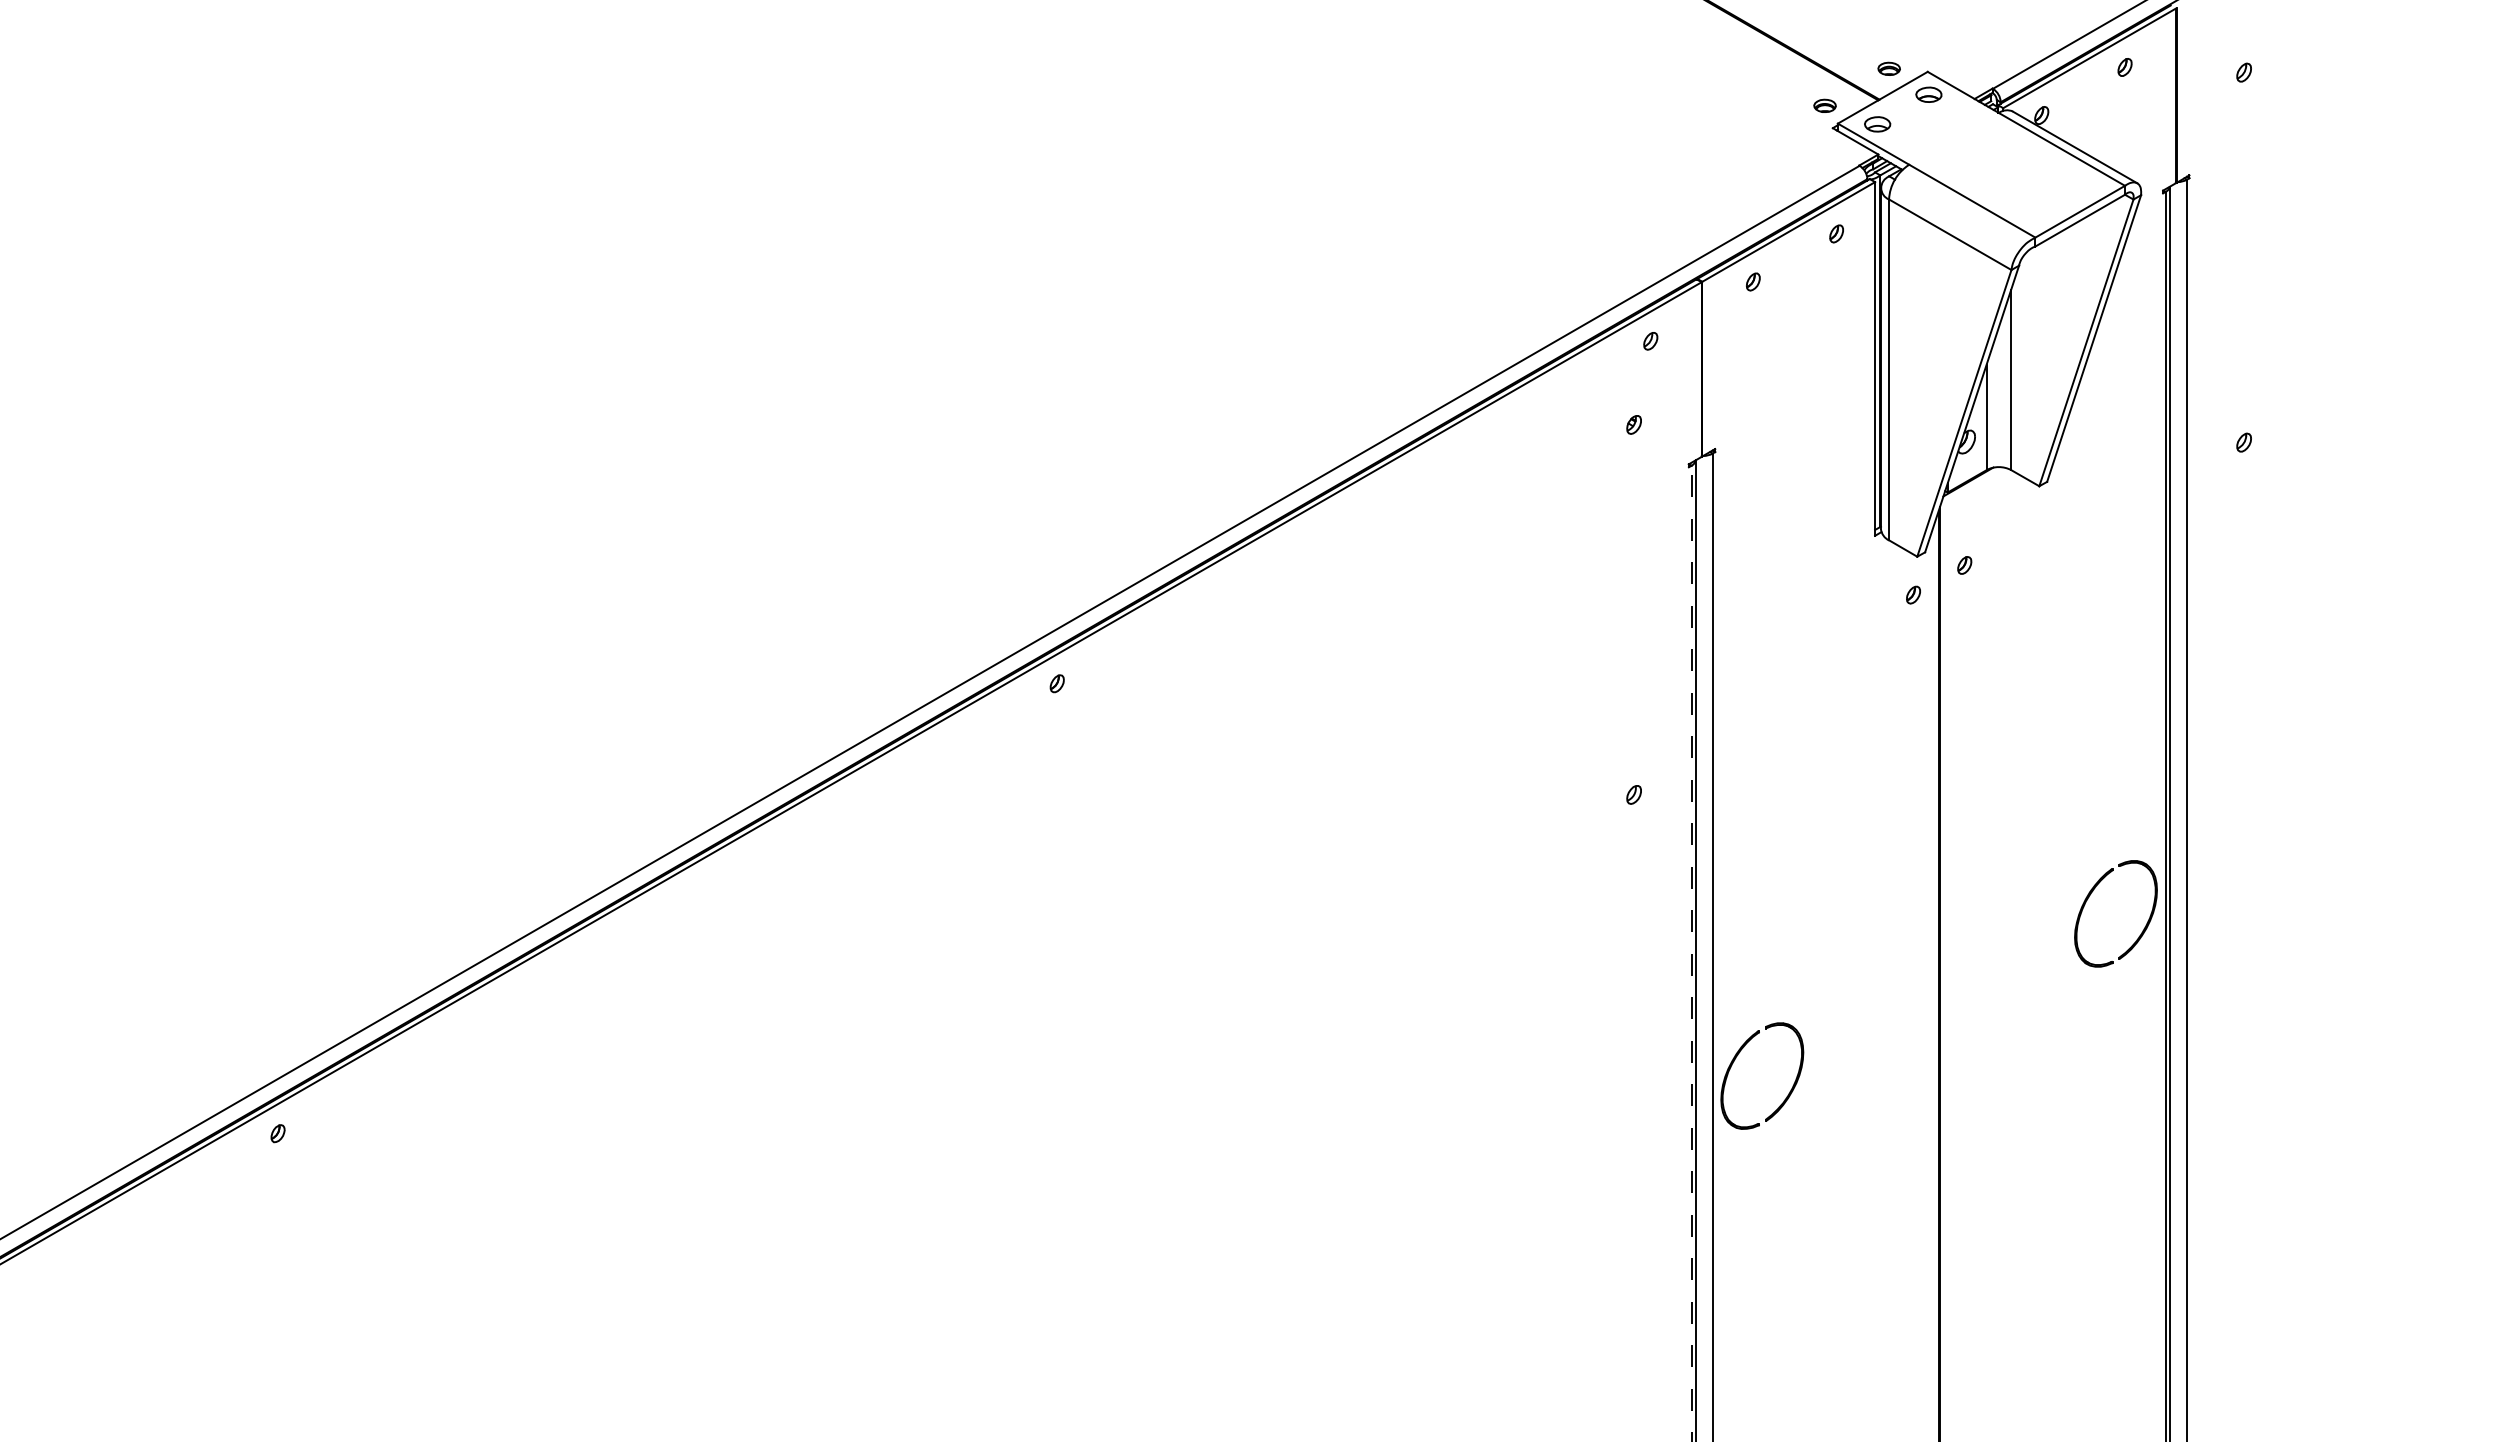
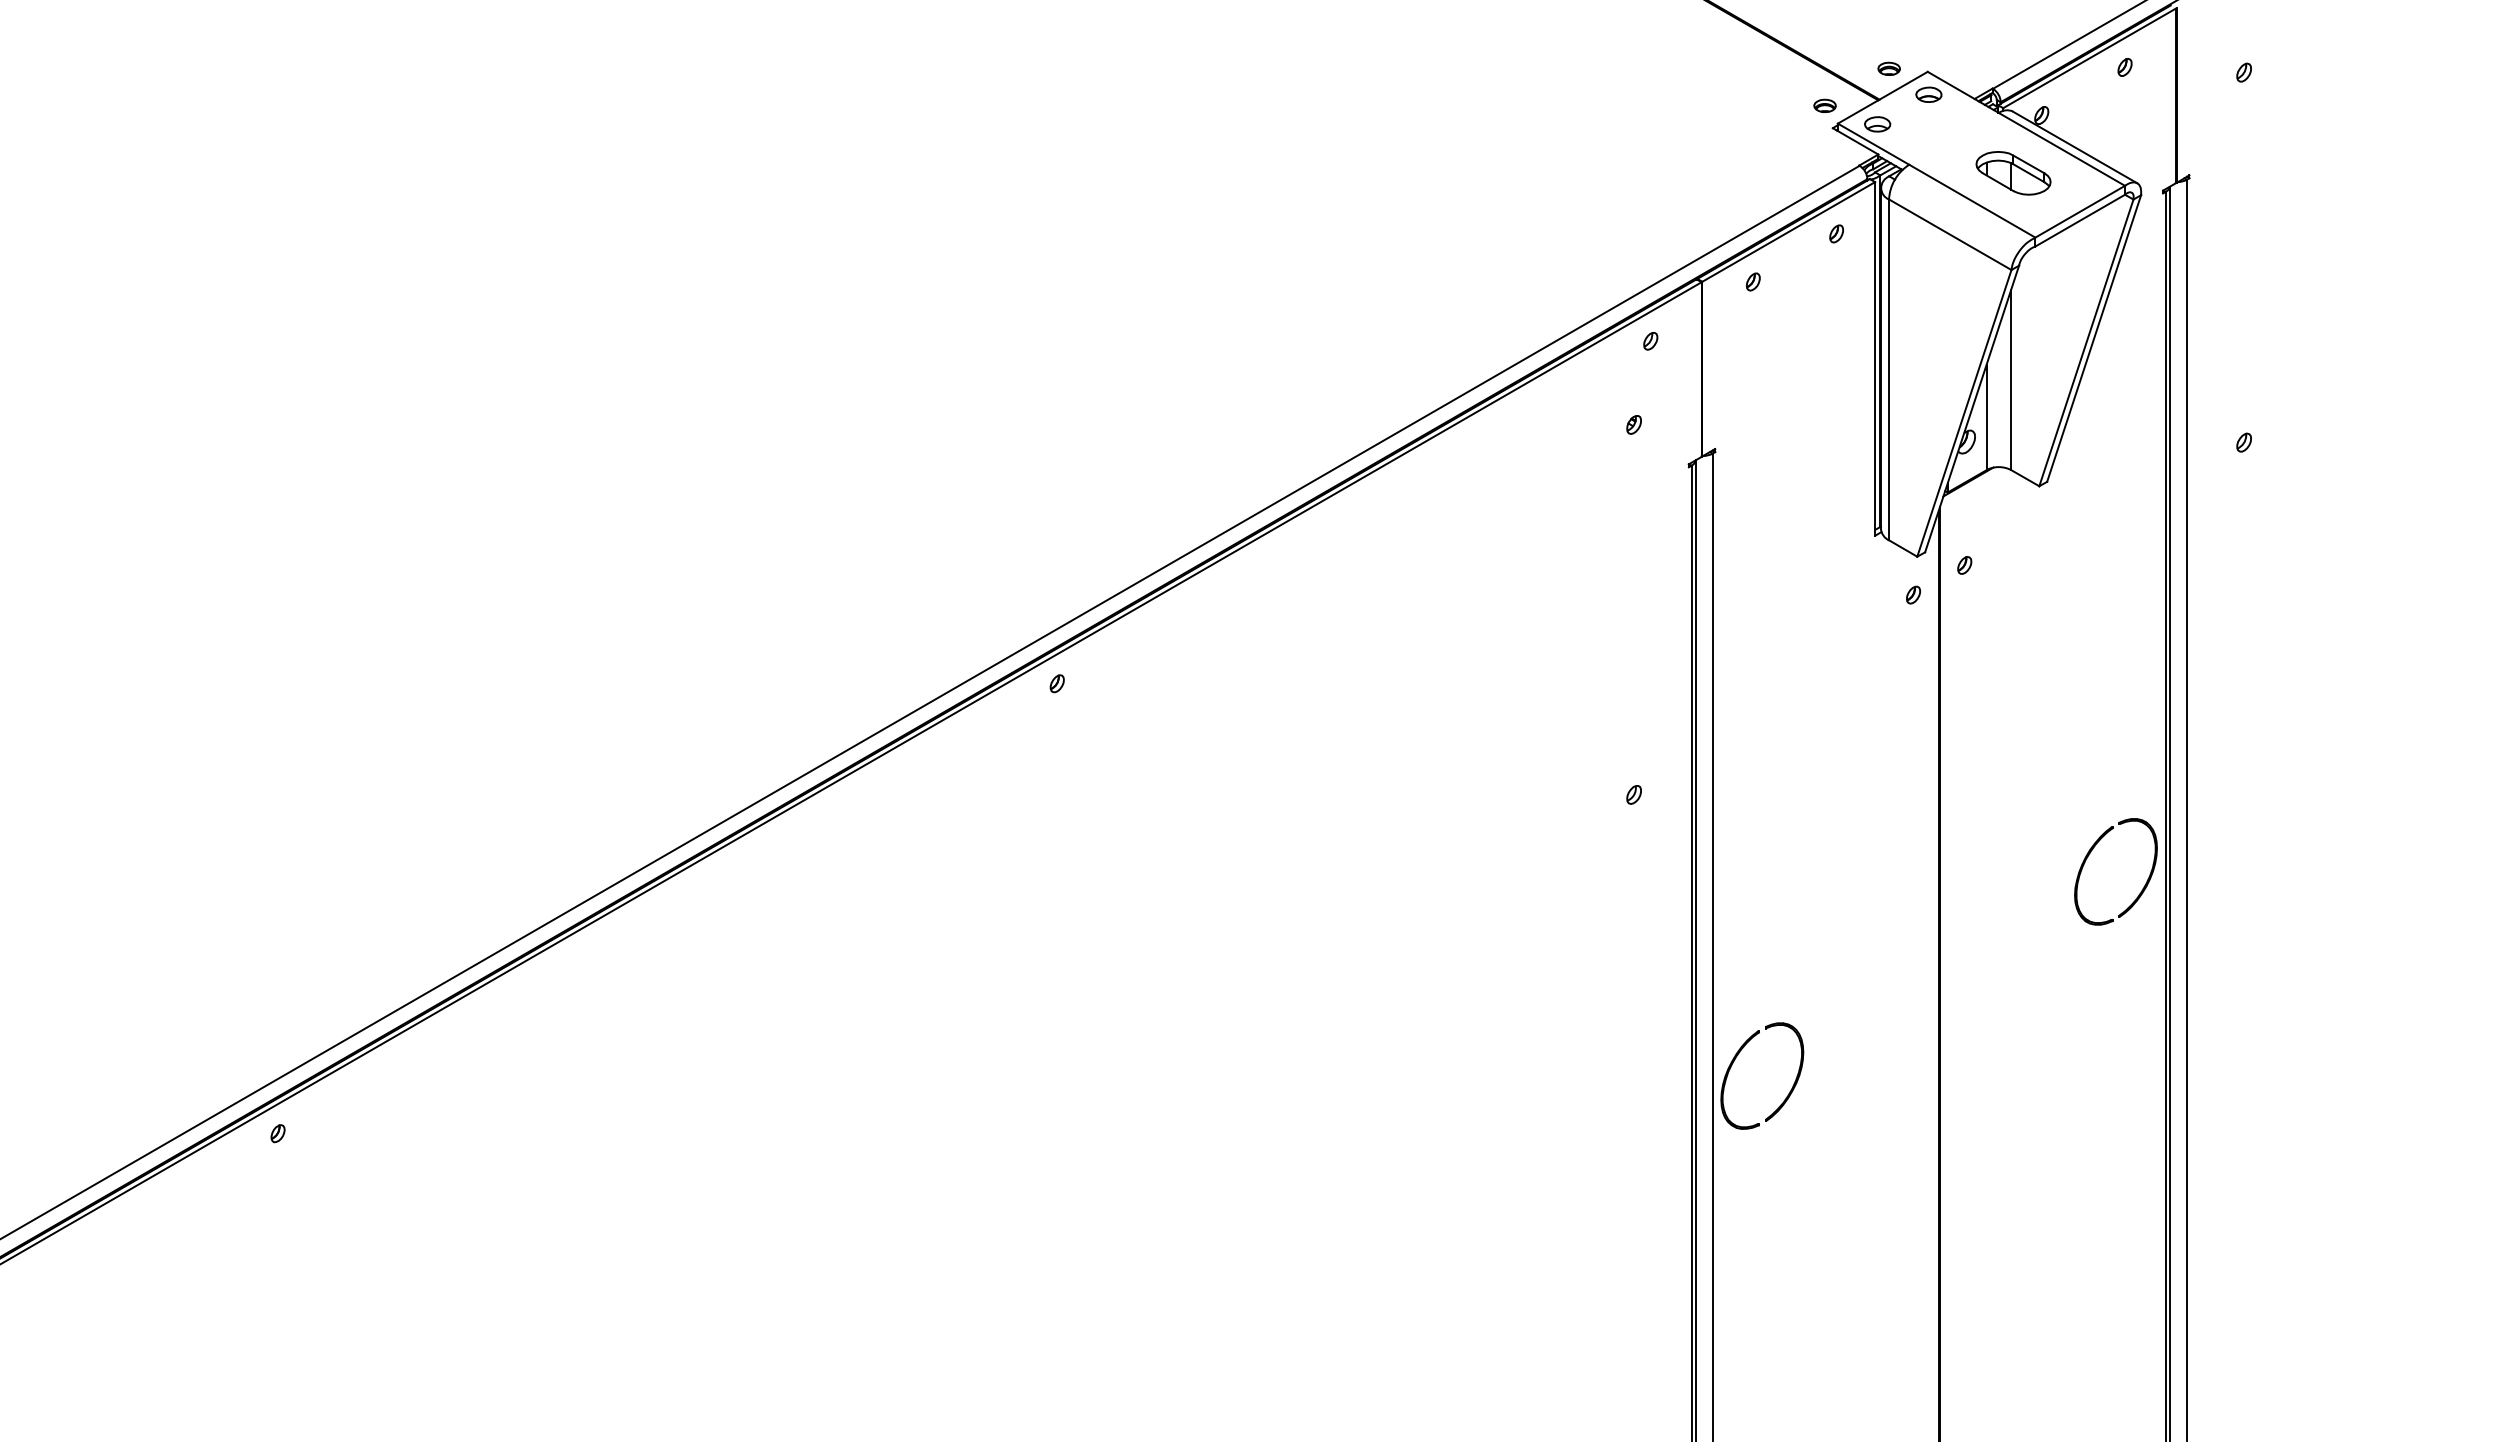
part: none -> present (2013, 173)
part position: (2088, 899) -> (2088, 857) (2088, 857)
line: dashed -> solid (1691, 953)
